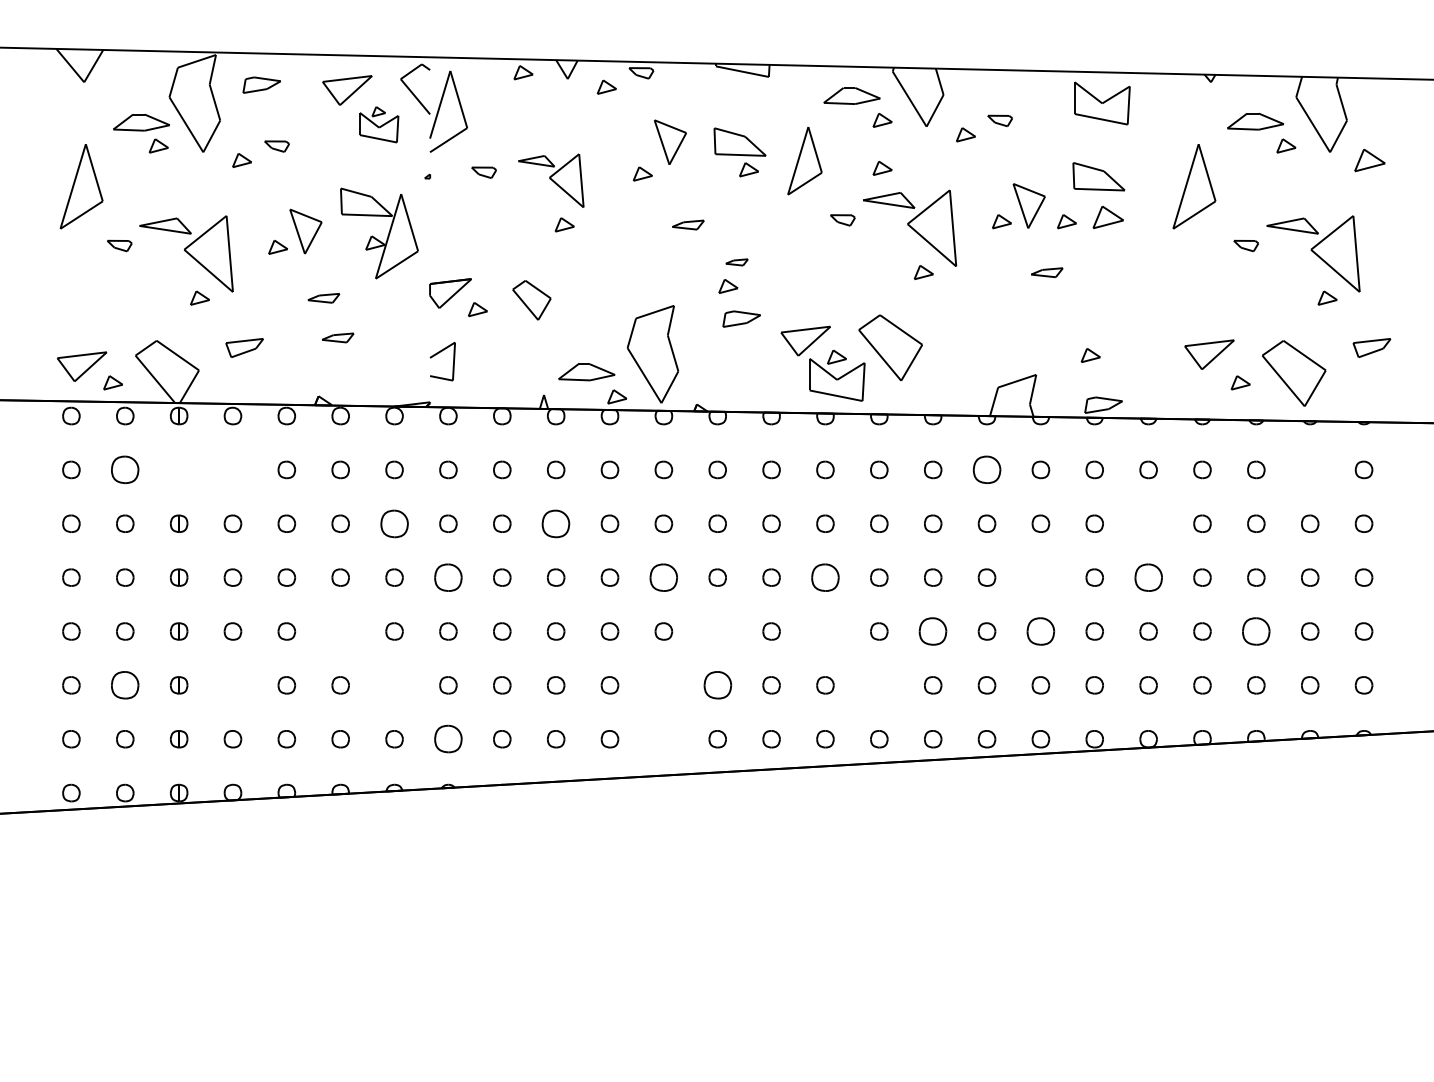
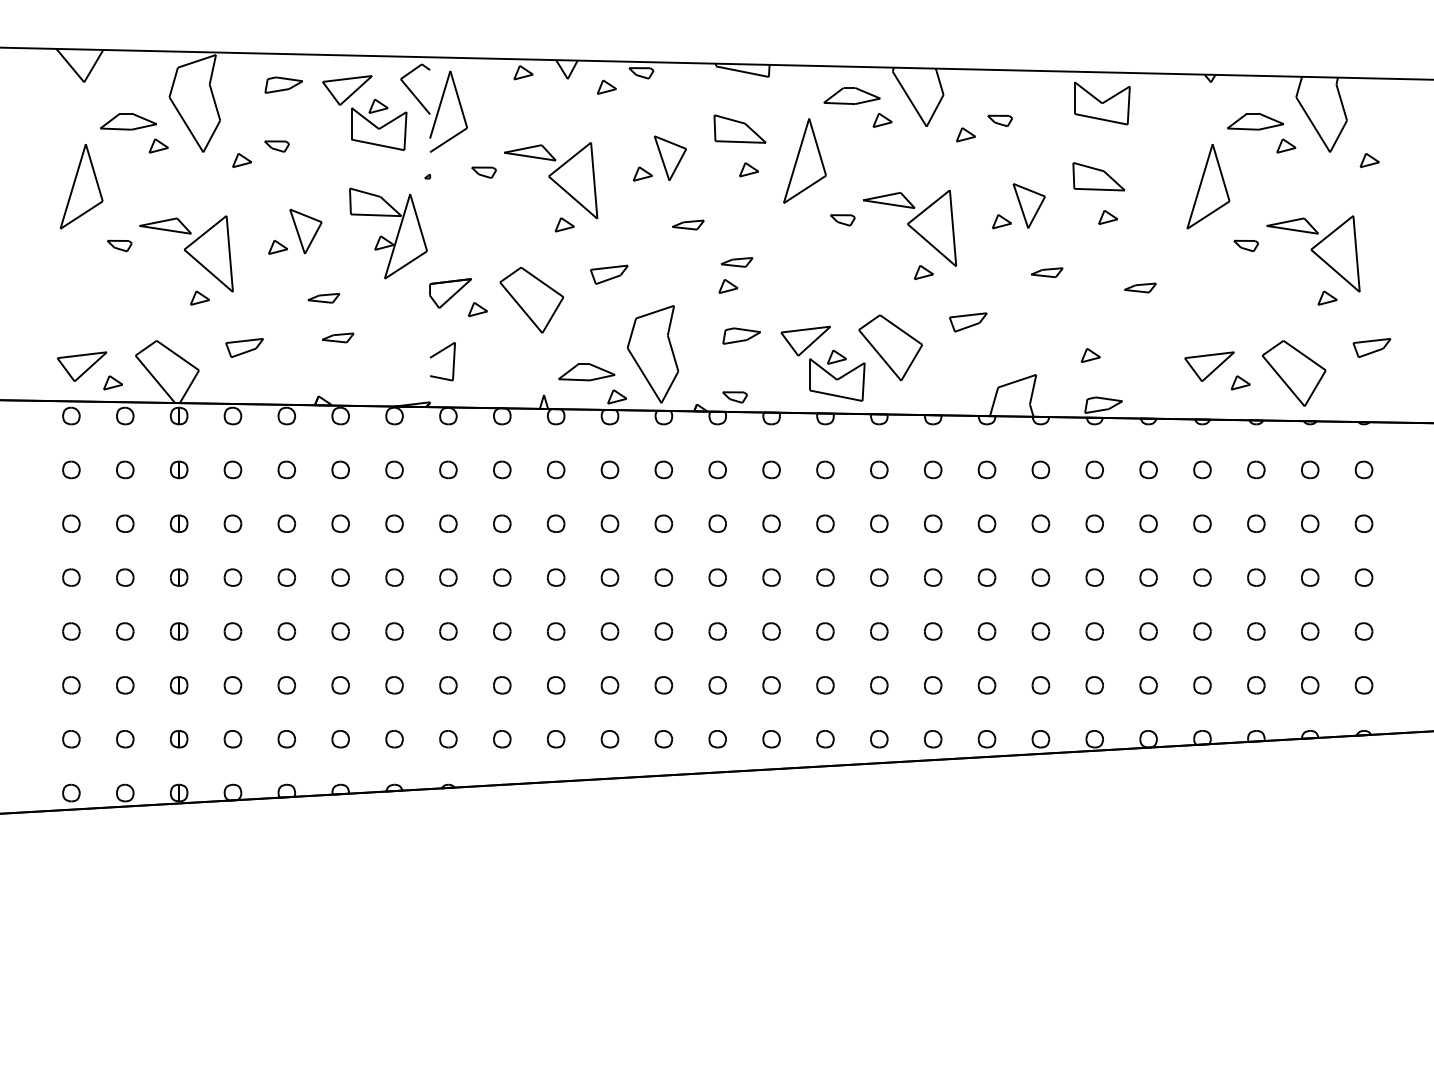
part position: (261, 84) -> (283, 84) (283, 84)
part position: (141, 122) -> (128, 121) (128, 121)
part size: 41x38 px -> 57x53 px (379, 124)
part position: (670, 141) -> (670, 157) (670, 157)
part position: (739, 141) -> (739, 128) (739, 128)
part size: 32x25 px -> 21x15 px (1369, 160)
part size: 36x69 px -> 44x86 px (804, 160)
part: present -> none (882, 168)
part size: 67x55 px -> 95x78 px (551, 180)
part position: (1194, 186) -> (1208, 186) (1208, 186)
part size: 32x24 px -> 20x15 px (1107, 217)
part: present -> none (1066, 221)
part position: (379, 233) -> (388, 233) (388, 233)
part size: 24x9 px -> 34x11 px (736, 262)
part: none -> present (609, 274)
part: none -> present (1140, 287)
part size: 40x41 px -> 66x67 px (531, 300)
part position: (741, 318) -> (741, 335) (741, 335)
part: none -> present (968, 322)
part position: (1209, 354) -> (1209, 366) (1209, 366)
part: none -> present (734, 397)
part size: 29x29 px -> 19x20 px (125, 469)
part: none -> present (179, 469)
part: none -> present (232, 469)
part size: 30x29 px -> 20x20 px (986, 469)
part: none -> present (1310, 469)
part size: 29x30 px -> 19x19 px (394, 523)
part size: 30x30 px -> 19x19 px (556, 523)
part: none -> present (1148, 523)
part size: 29x29 px -> 19x19 px (448, 577)
part size: 29x29 px -> 20x19 px (663, 577)
part size: 29x29 px -> 19x19 px (825, 577)
part: none -> present (1040, 577)
part size: 29x29 px -> 19x19 px (1148, 577)
part: none -> present (340, 631)
part: none -> present (717, 631)
part: none -> present (825, 631)
part size: 30x29 px -> 19x19 px (933, 631)
part size: 30x29 px -> 20x19 px (1040, 631)
part size: 29x29 px -> 19x19 px (1256, 631)
part size: 29x29 px -> 19x19 px (125, 685)
part: none -> present (232, 685)
part: none -> present (394, 685)
part: none -> present (663, 685)
part size: 30x29 px -> 19x19 px (717, 685)
part: none -> present (879, 685)
part size: 29x30 px -> 19x19 px (448, 739)
part: none -> present (663, 739)
